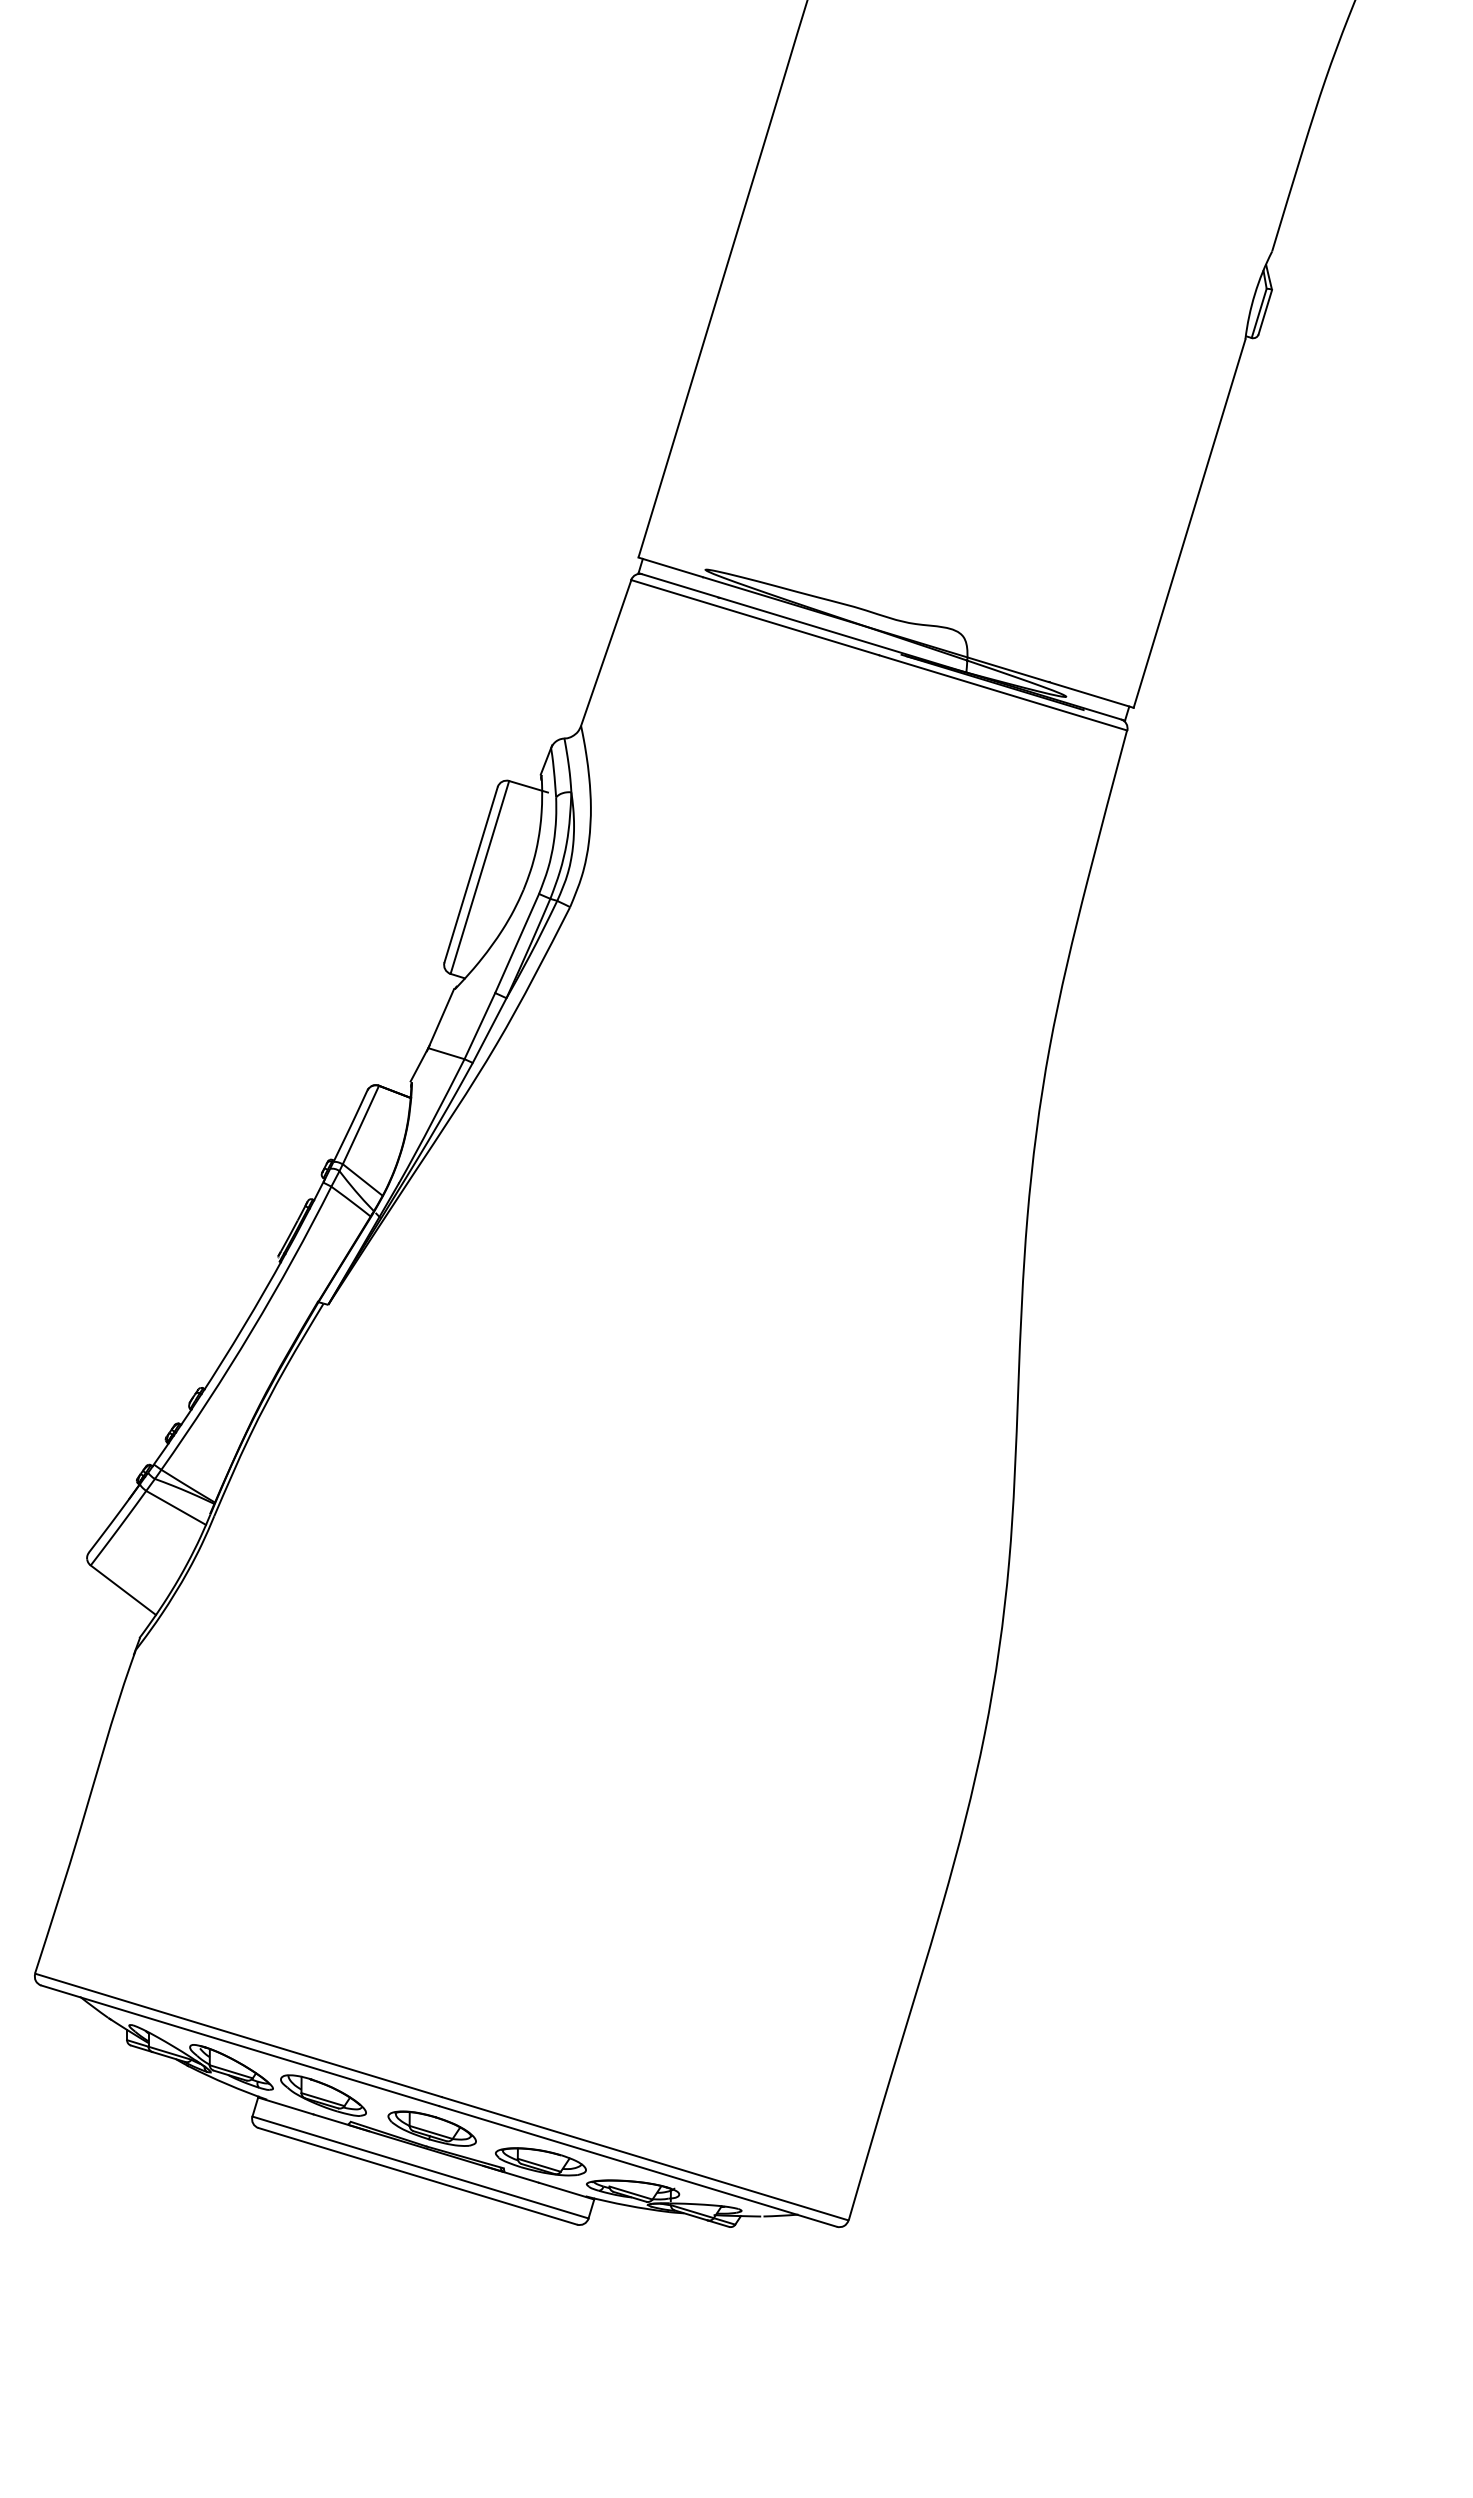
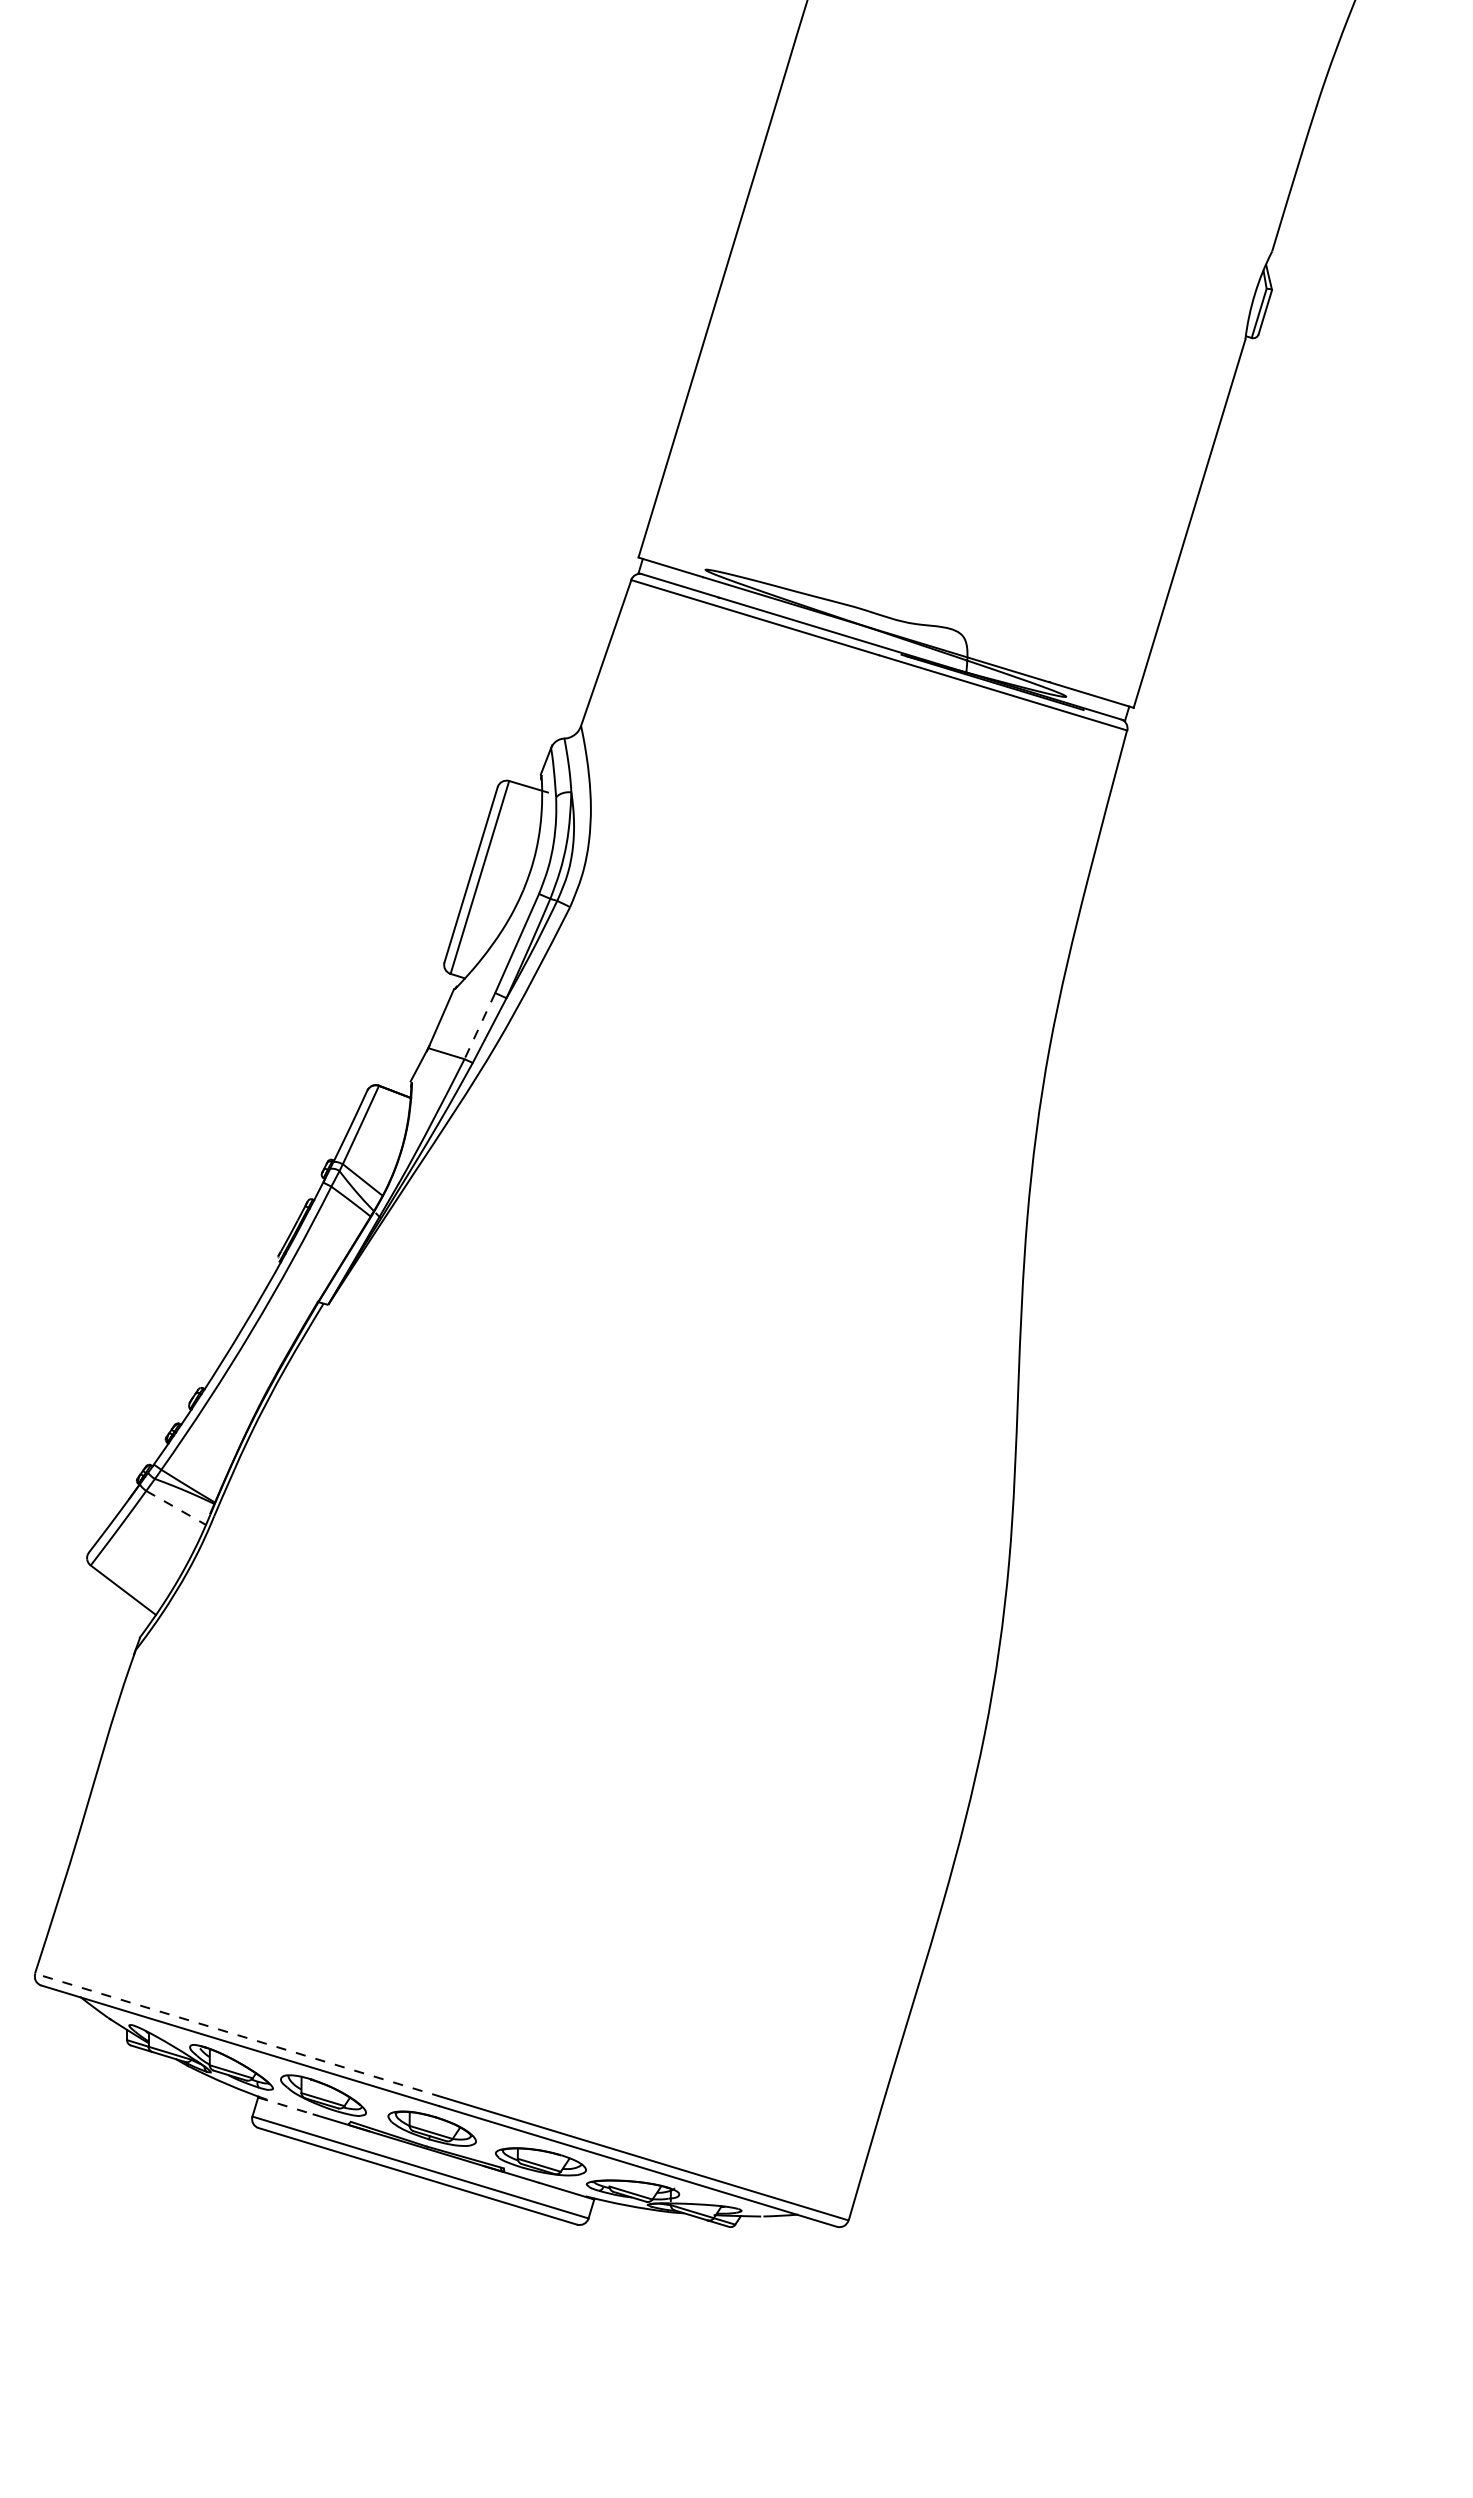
line: solid -> dashed (479, 1026)
line: solid -> dashed (176, 1508)
line: solid -> dashed (238, 2035)
line: solid -> dashed (285, 2106)
